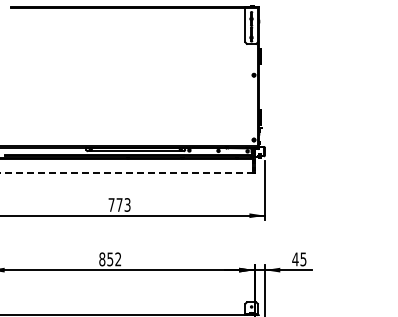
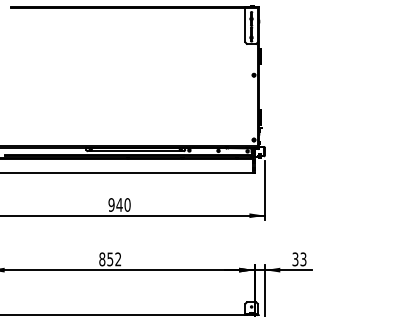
line: dashed -> solid (126, 172)
text: 773 -> 940 (119, 204)
text: 45 -> 33 (299, 259)
